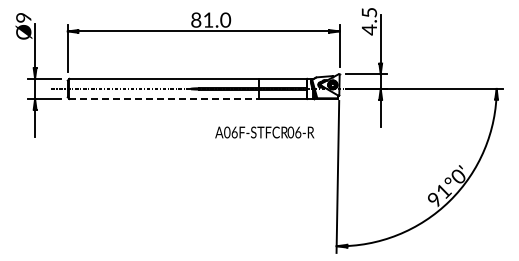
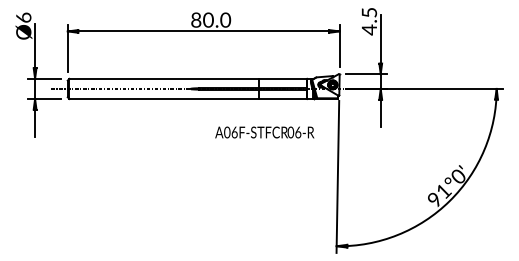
text: Ø9 -> Ø6 (23, 17)
text: 81.0 -> 80.0 (208, 19)
line: dashed -> solid (164, 98)
